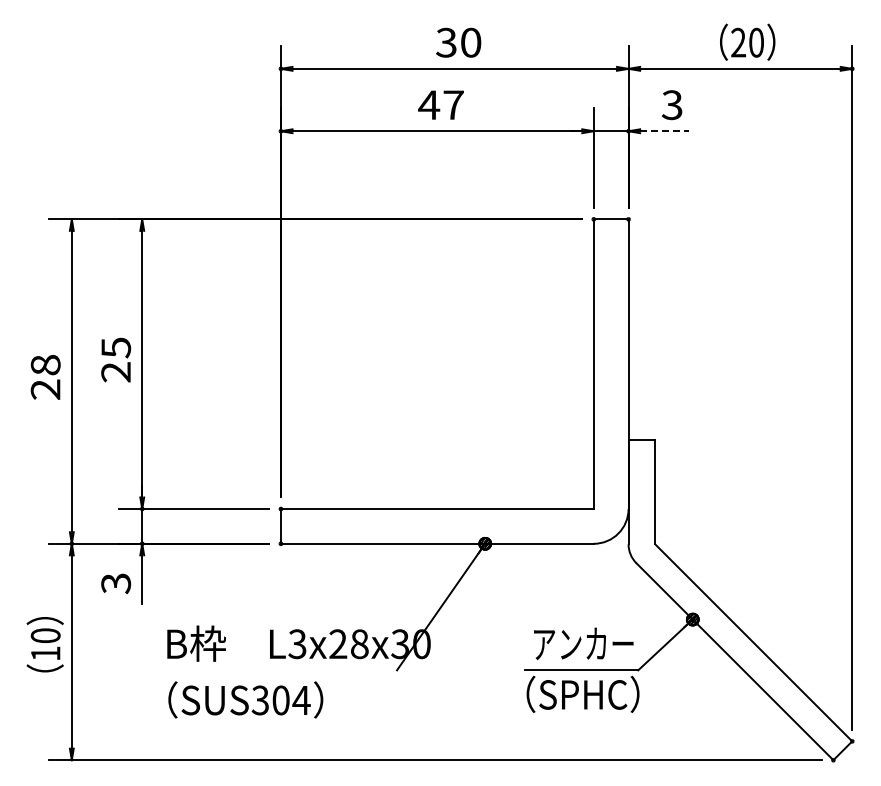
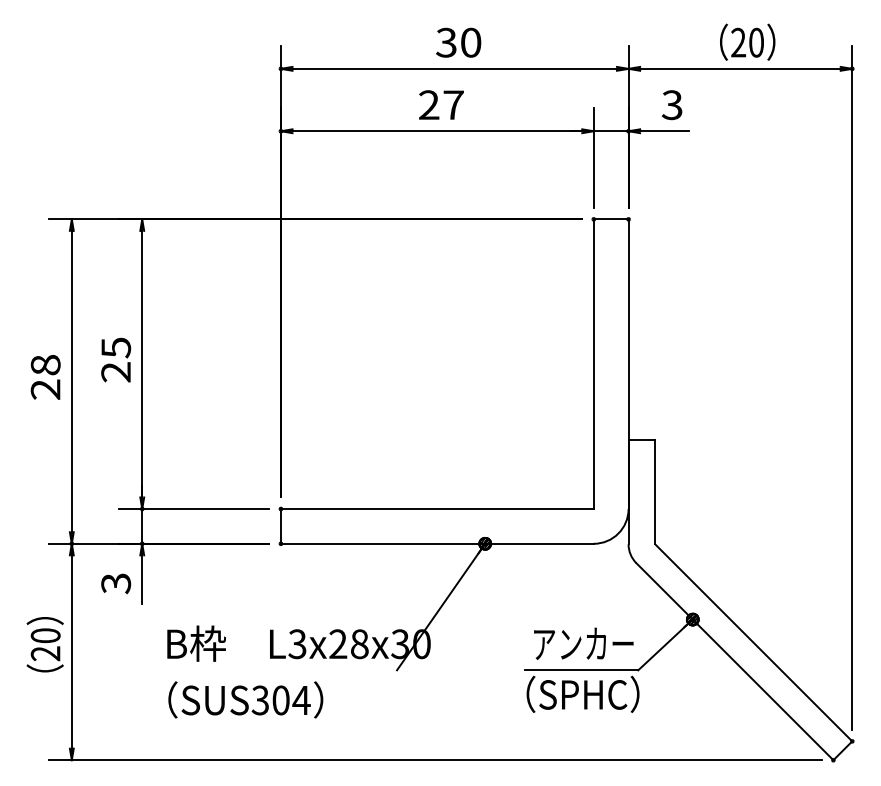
text: 47 -> 27 (429, 104)
line: dashed -> solid (665, 131)
text: 10 -> 20 (45, 653)
